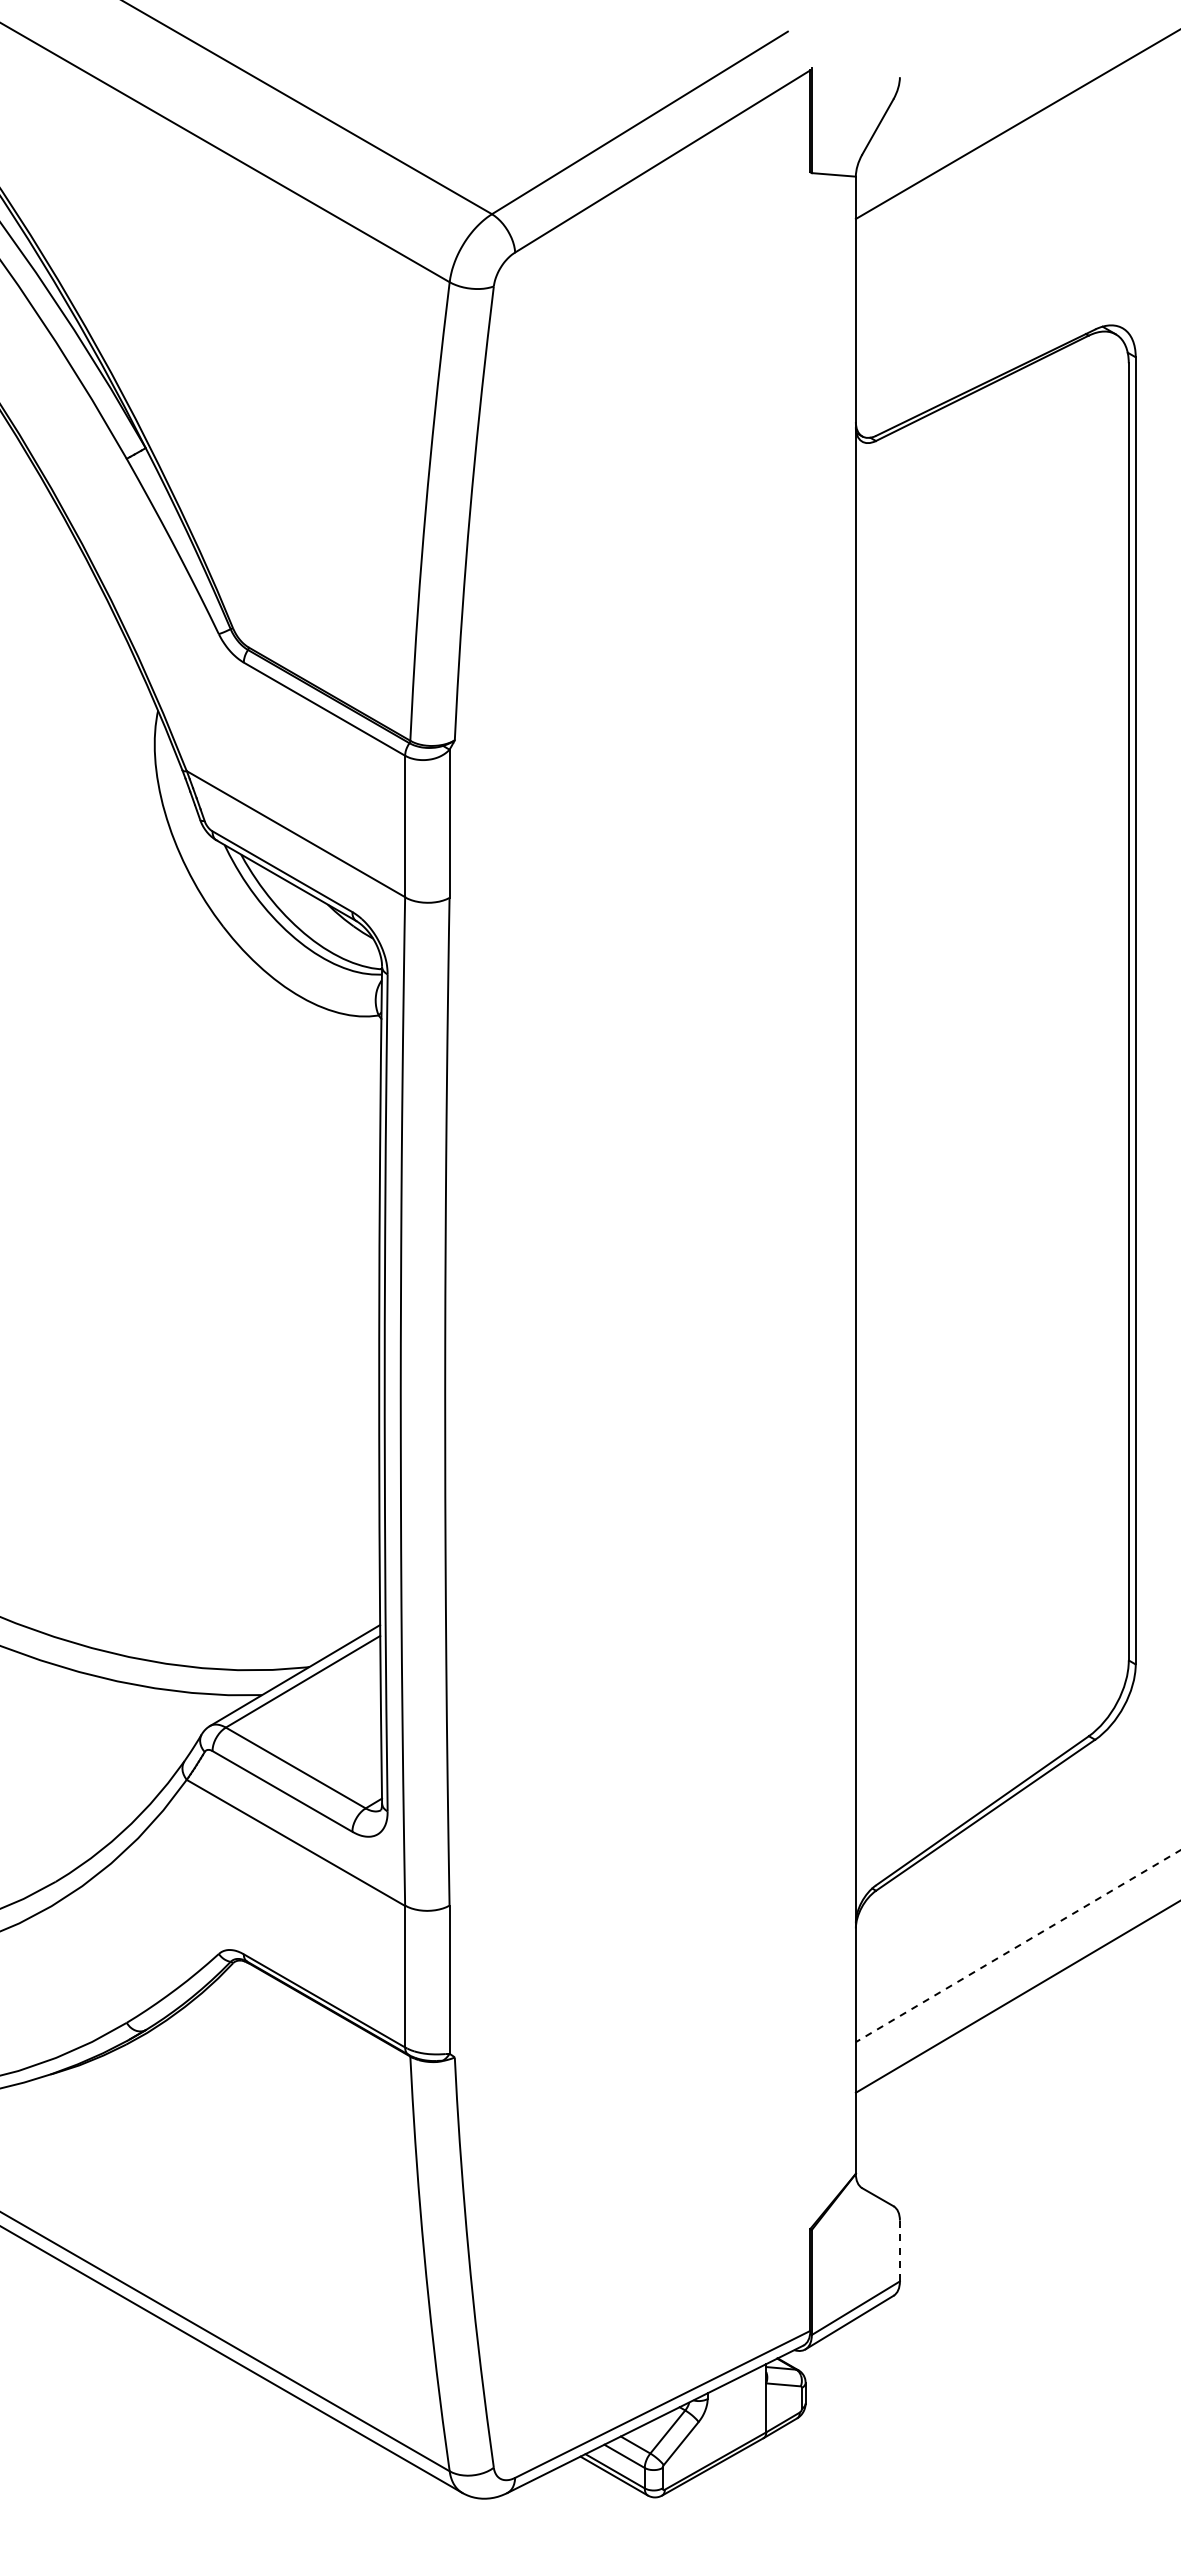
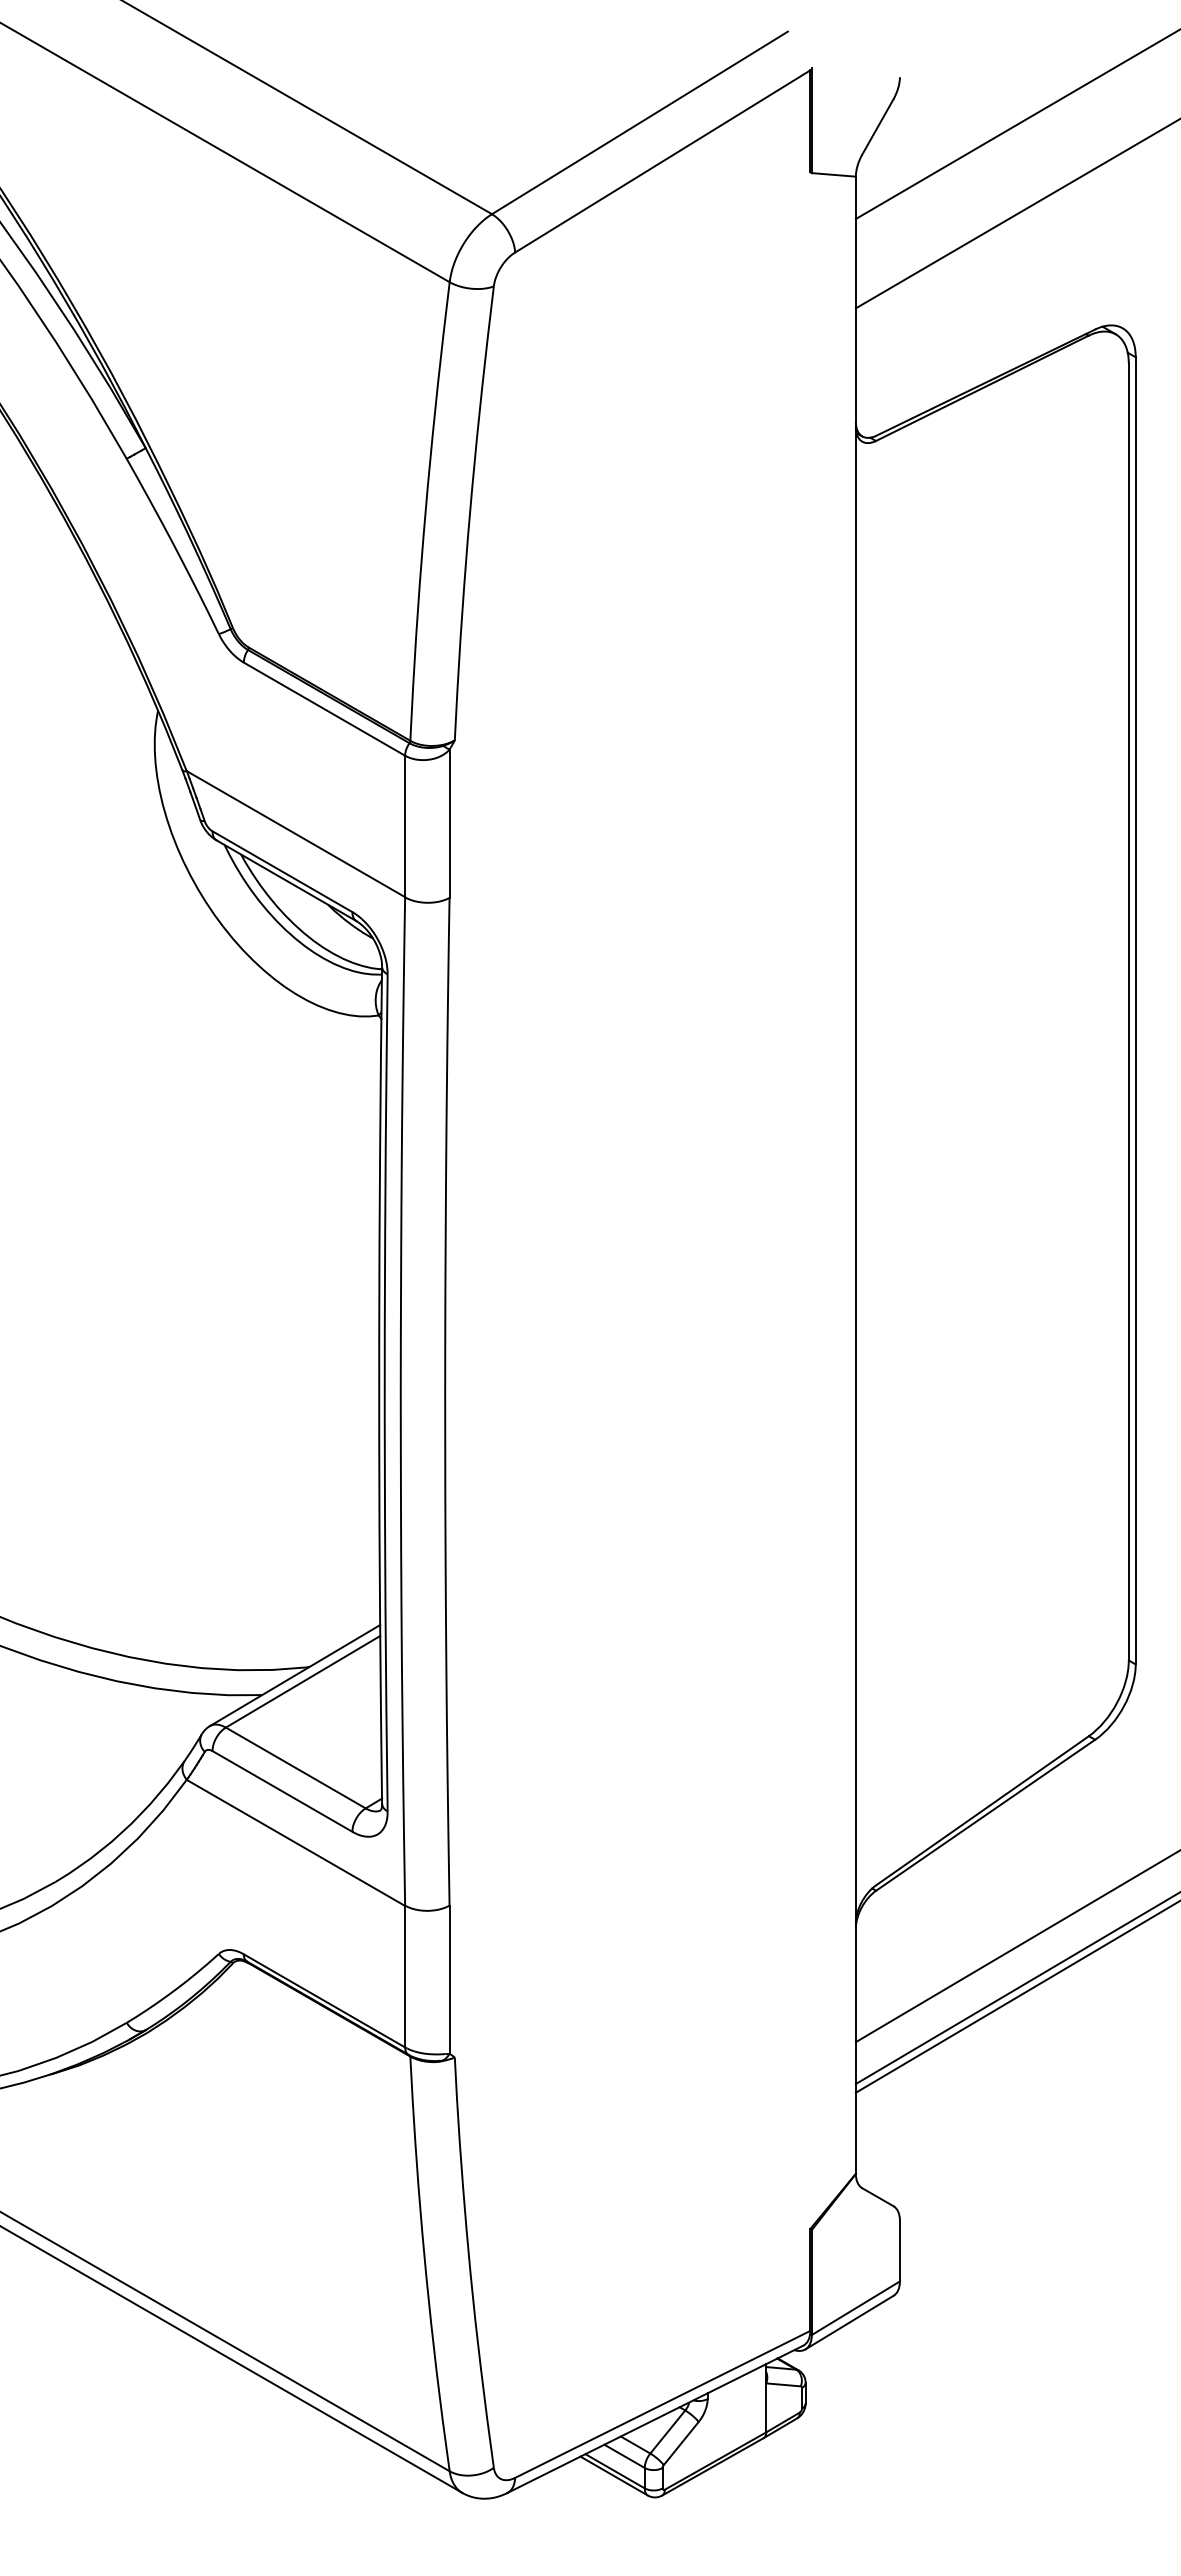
line: none -> present (1016, 214)
line: dashed -> solid (1018, 1946)
line: none -> present (1016, 1989)
line: dashed -> solid (899, 2250)
